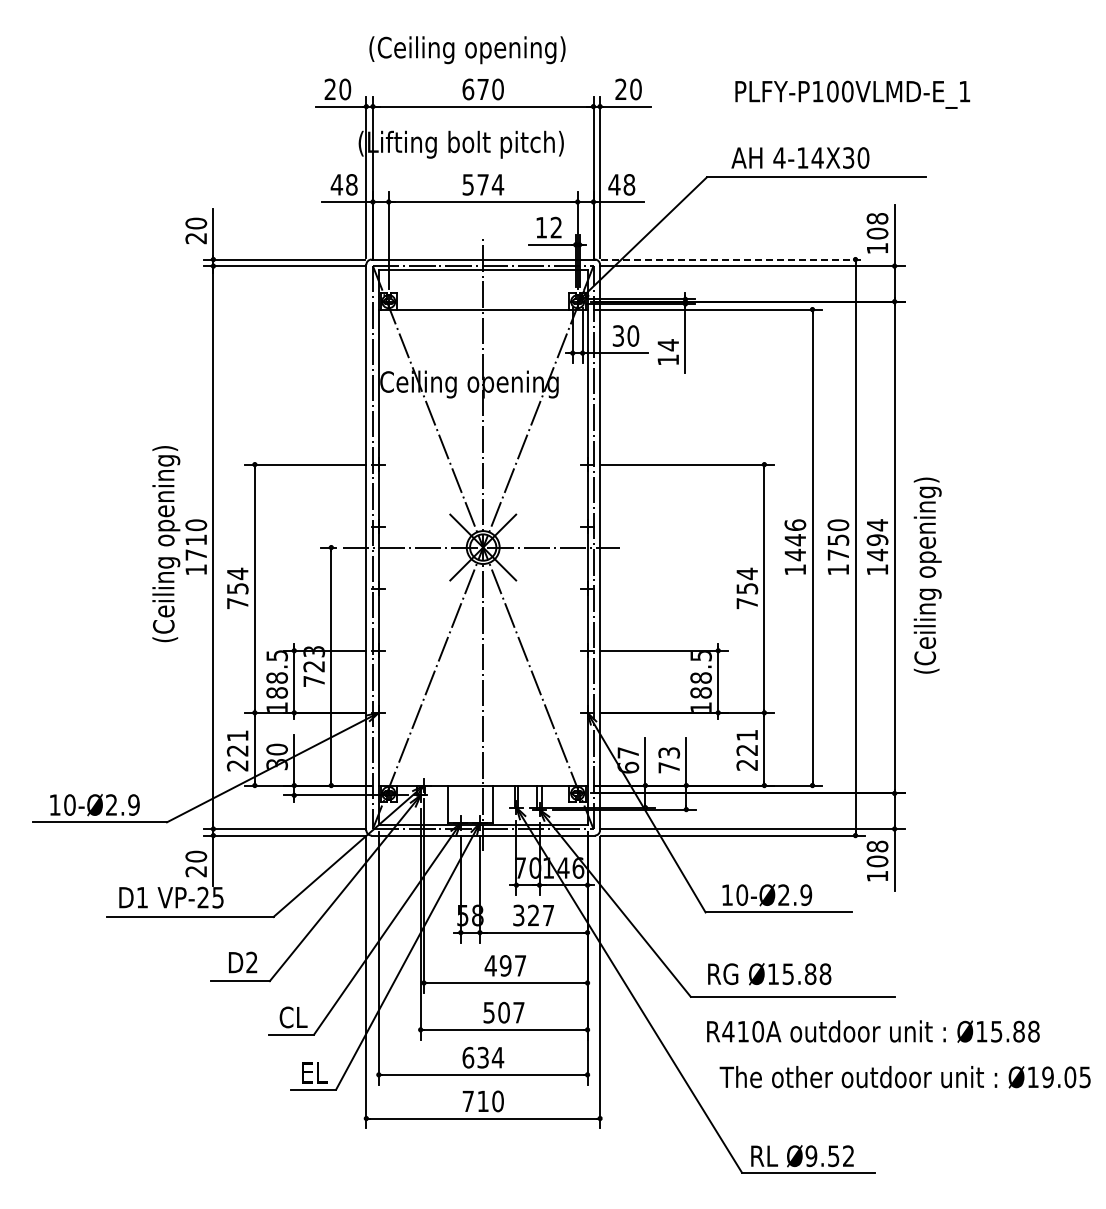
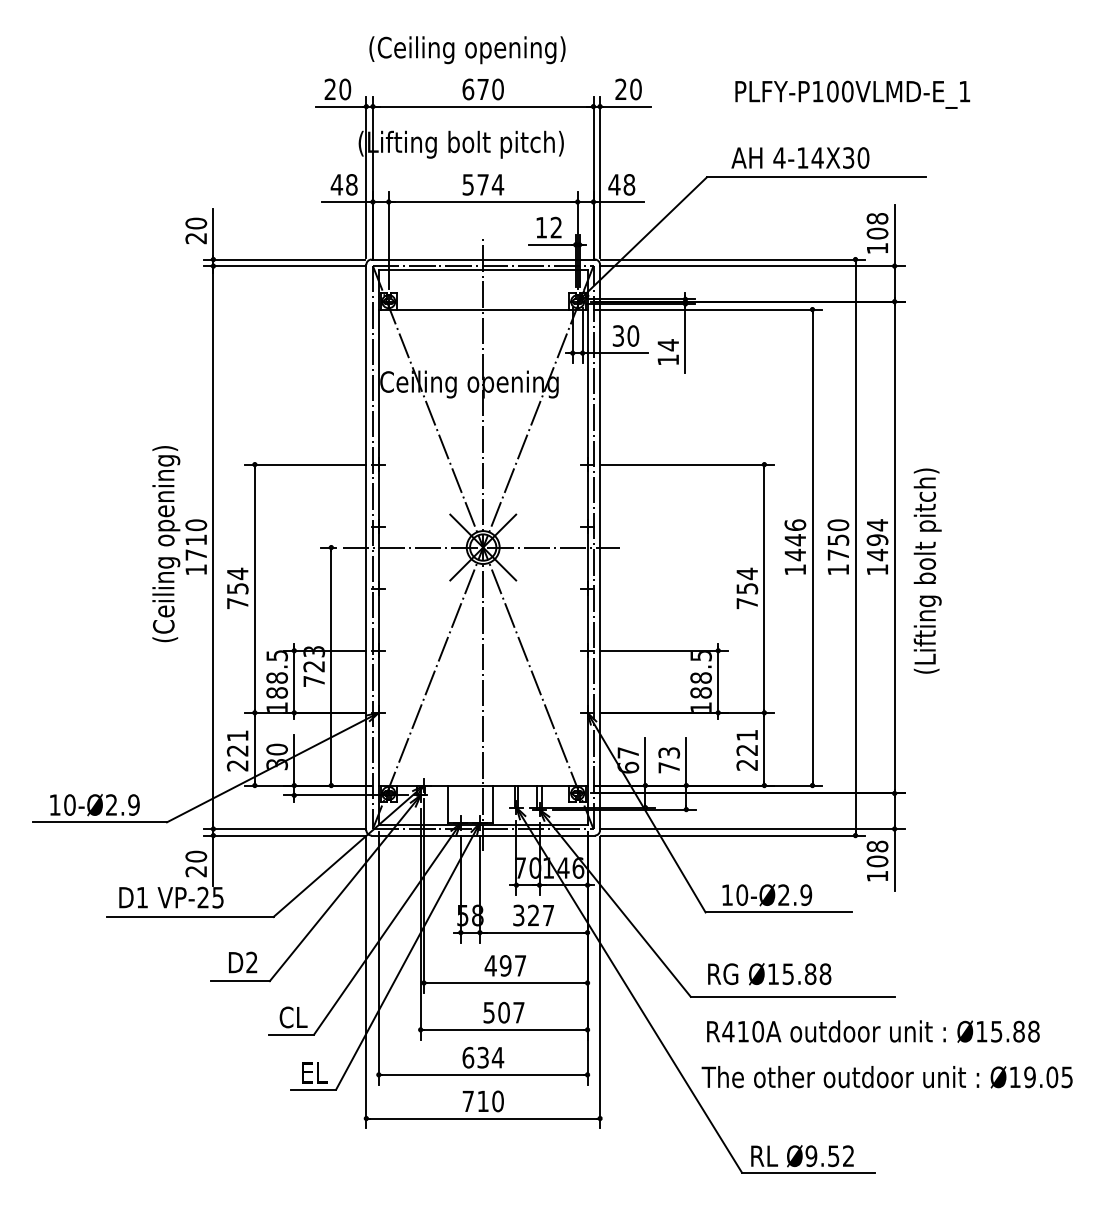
line: dashed -> solid (733, 259)
text: (Ceiling opening) -> (Lifting bolt pitch) (927, 566)
text position: (904, 1077) -> (886, 1077) (886, 1077)
